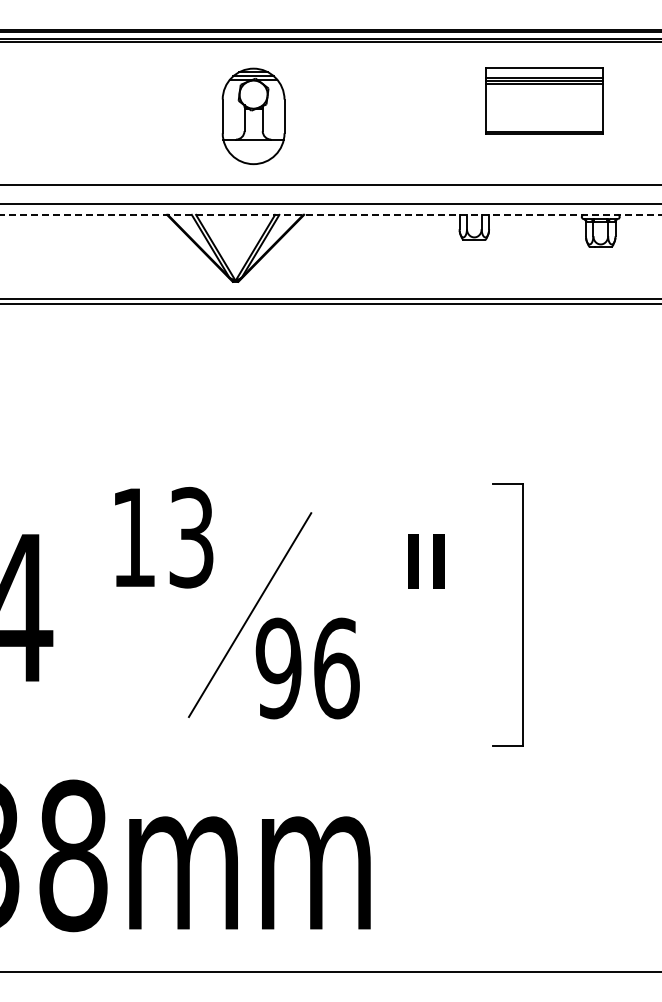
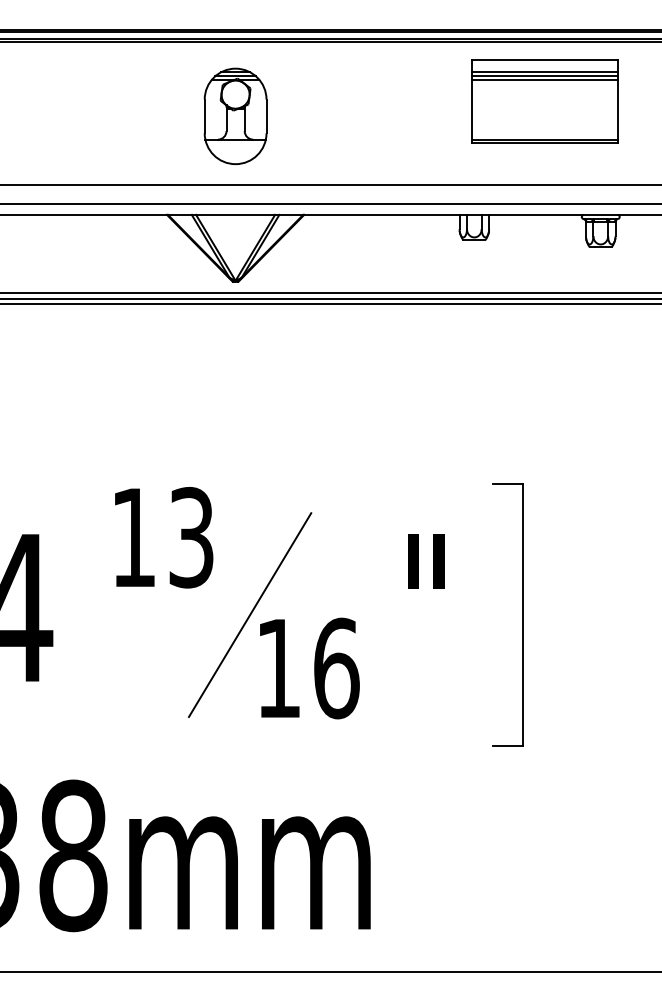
part size: 119x68 px -> 148x85 px (544, 101)
part position: (253, 116) -> (235, 116) (235, 116)
line: dashed -> solid (330, 214)
line: none -> present (330, 292)
text: 96 -> 16 (278, 668)
